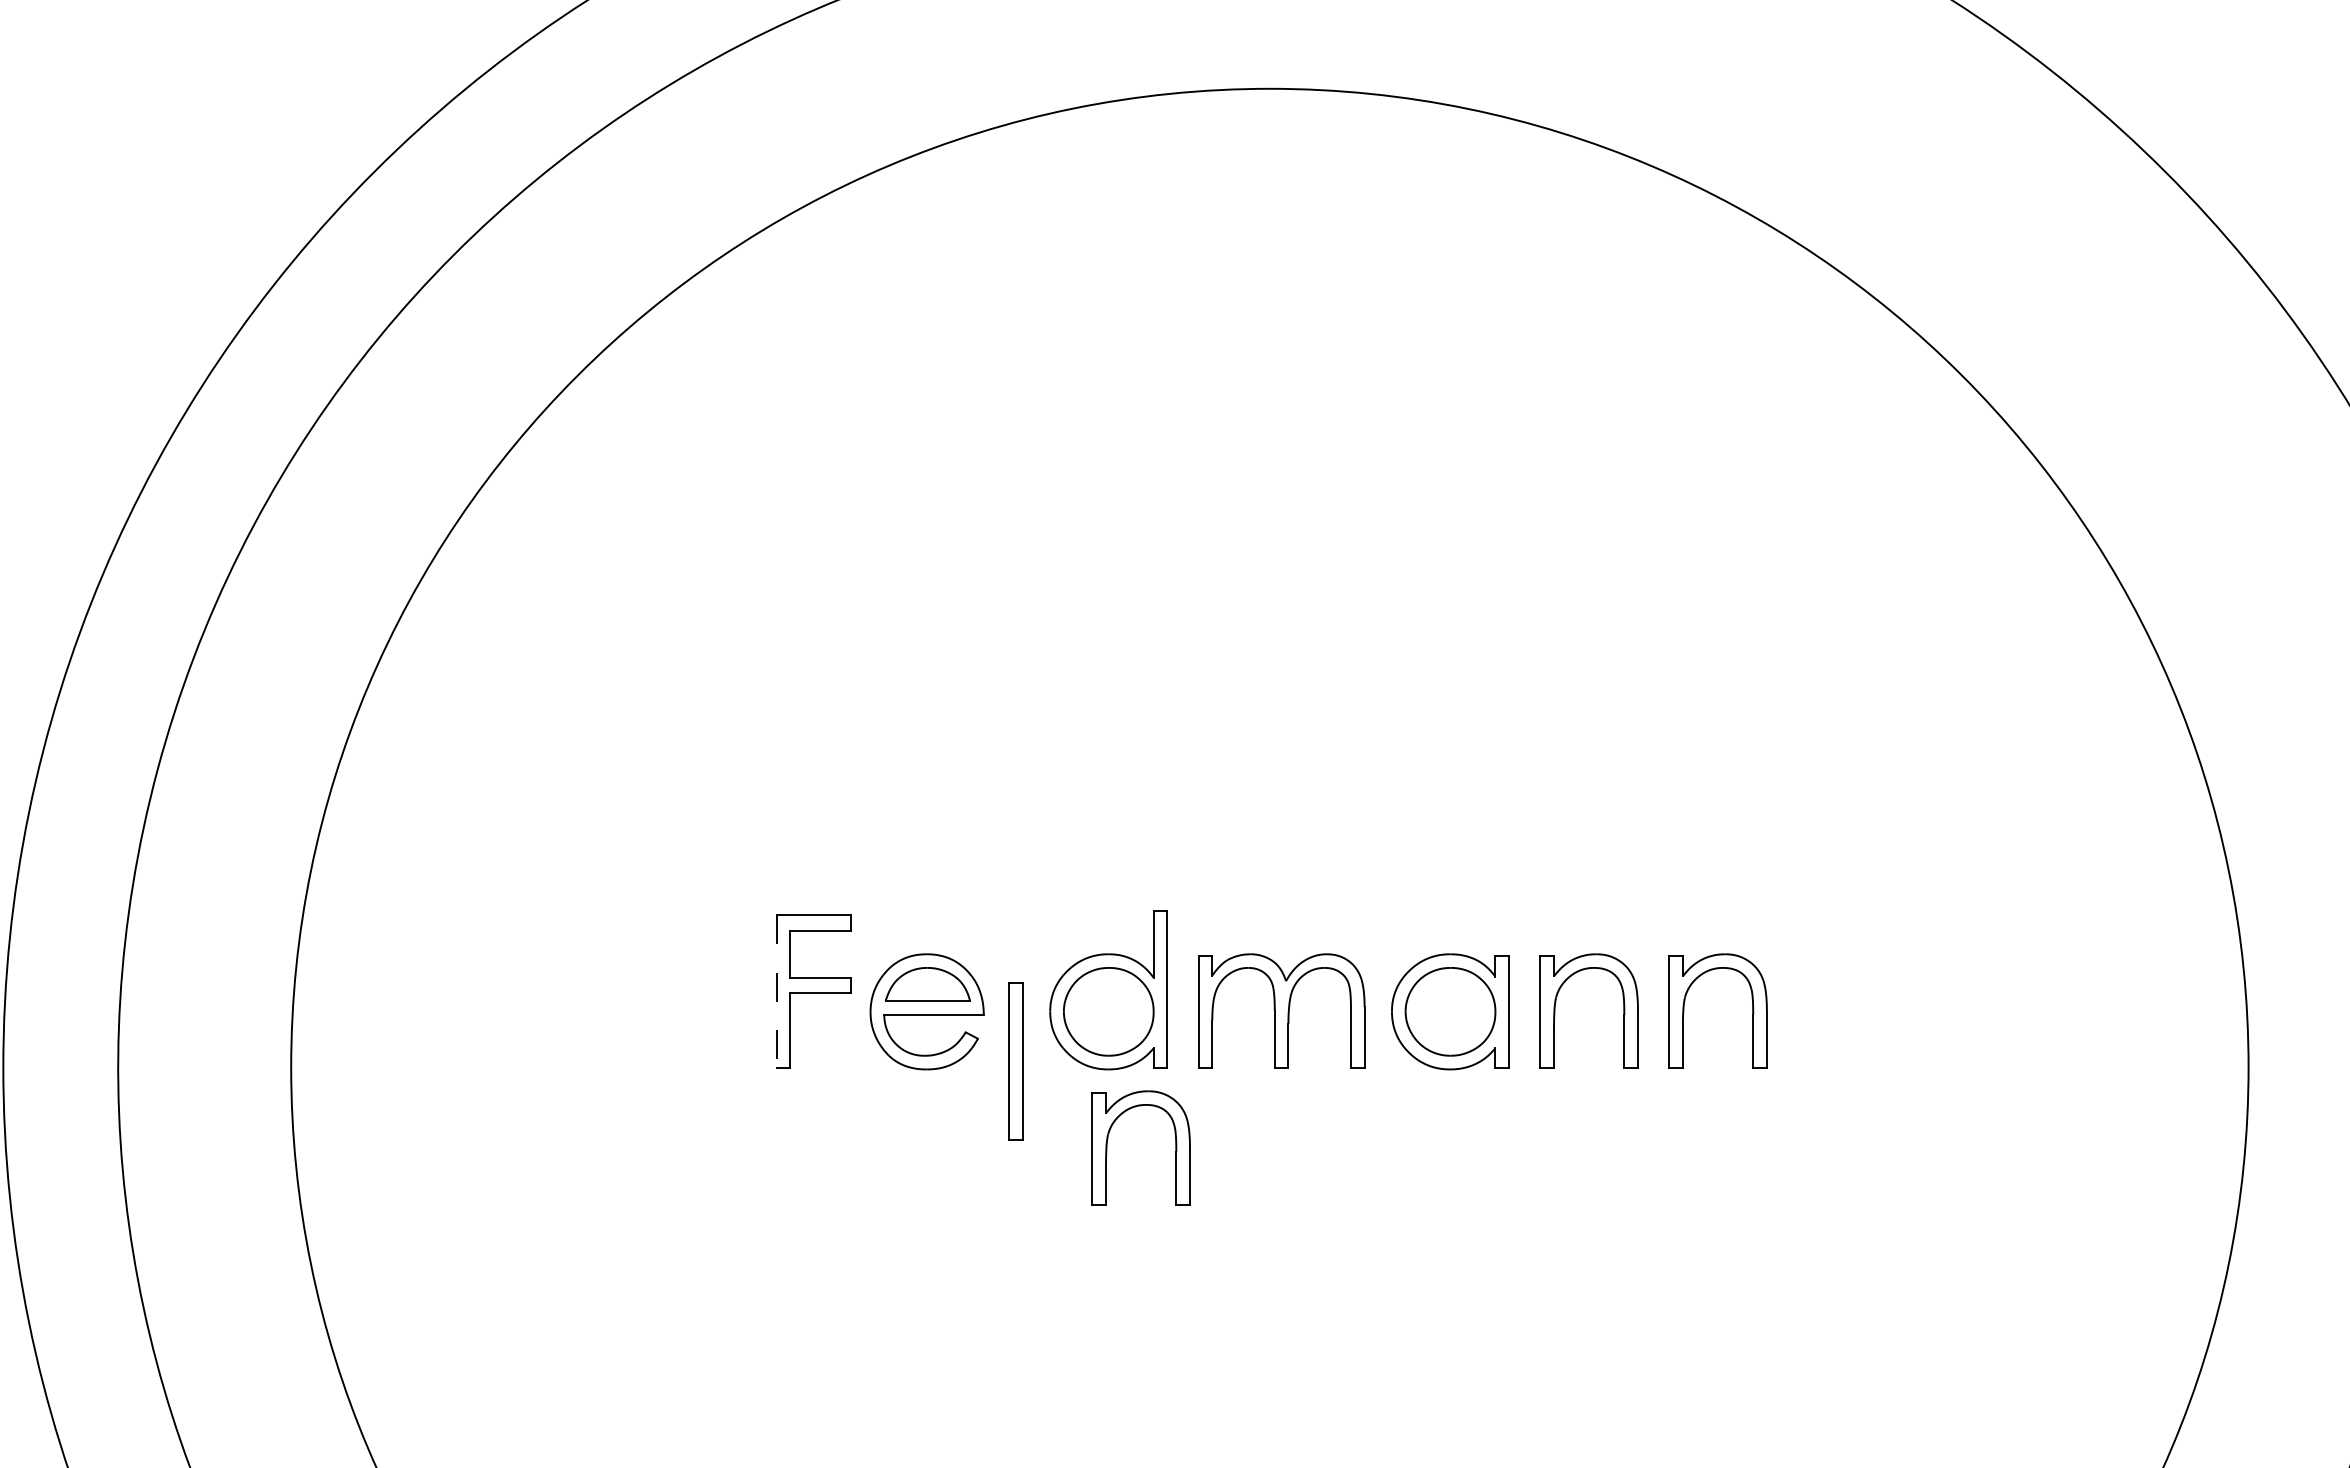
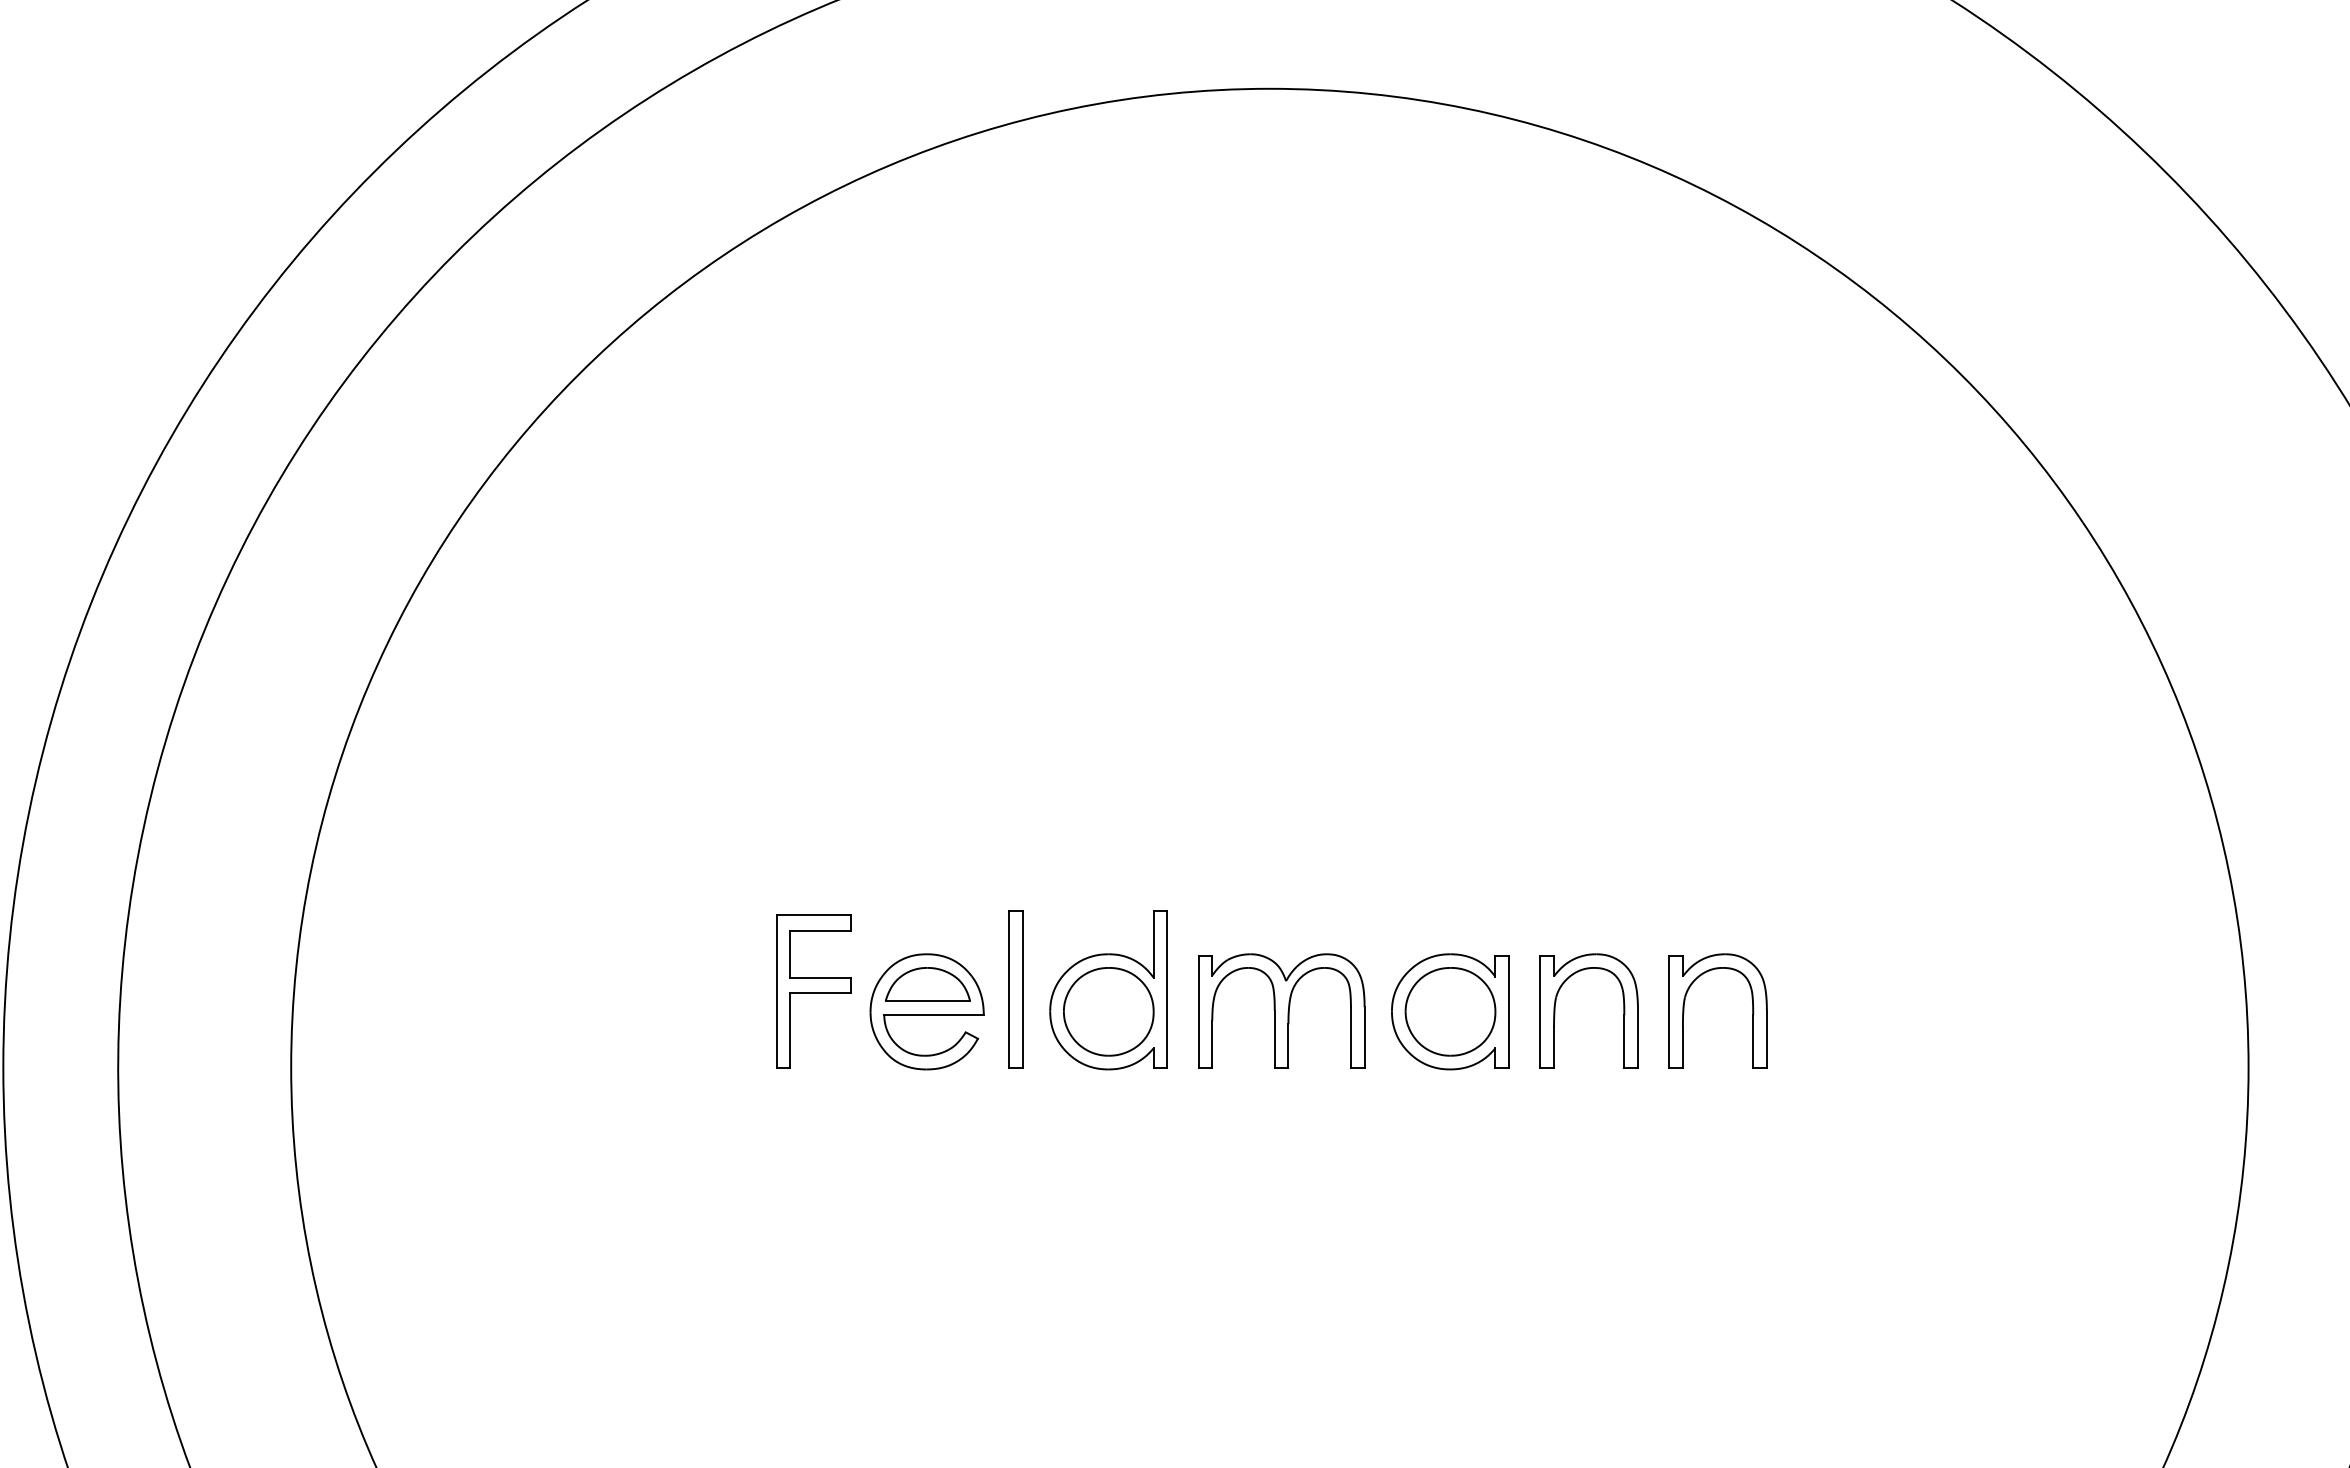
line: dashed -> solid (776, 991)
part position: (1015, 1061) -> (1015, 989) (1015, 989)
part: present -> none (1108, 1139)
